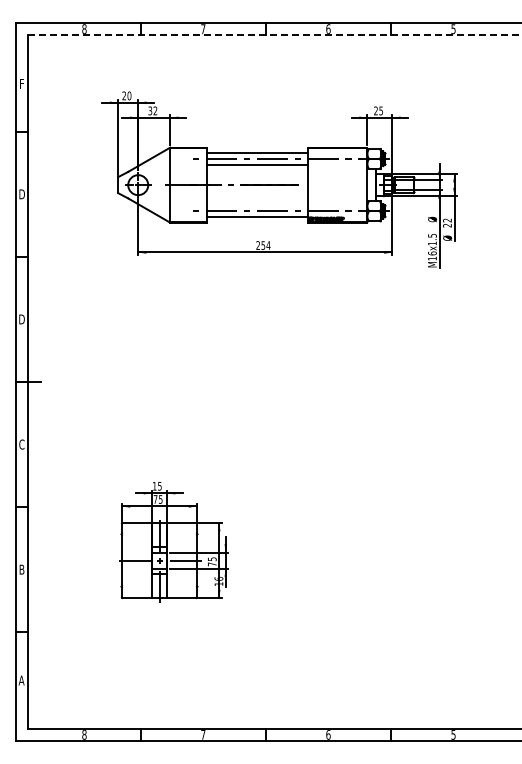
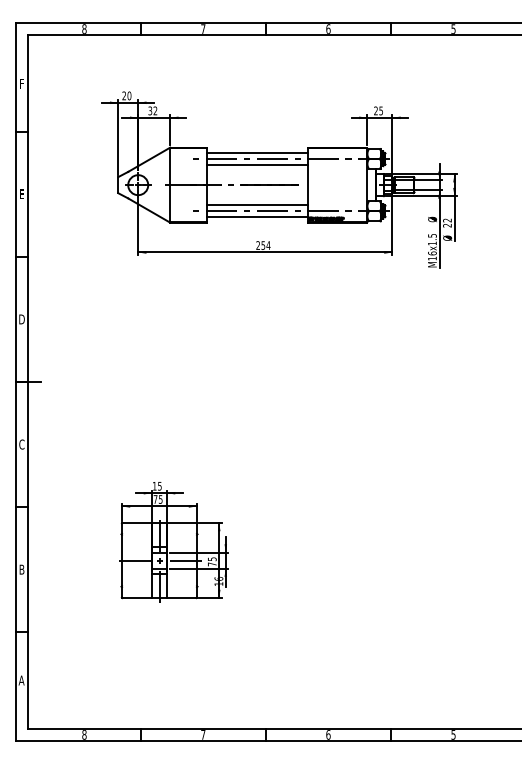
line: dashed -> solid (275, 35)
text: D -> E (21, 194)
line: none -> present (257, 205)
